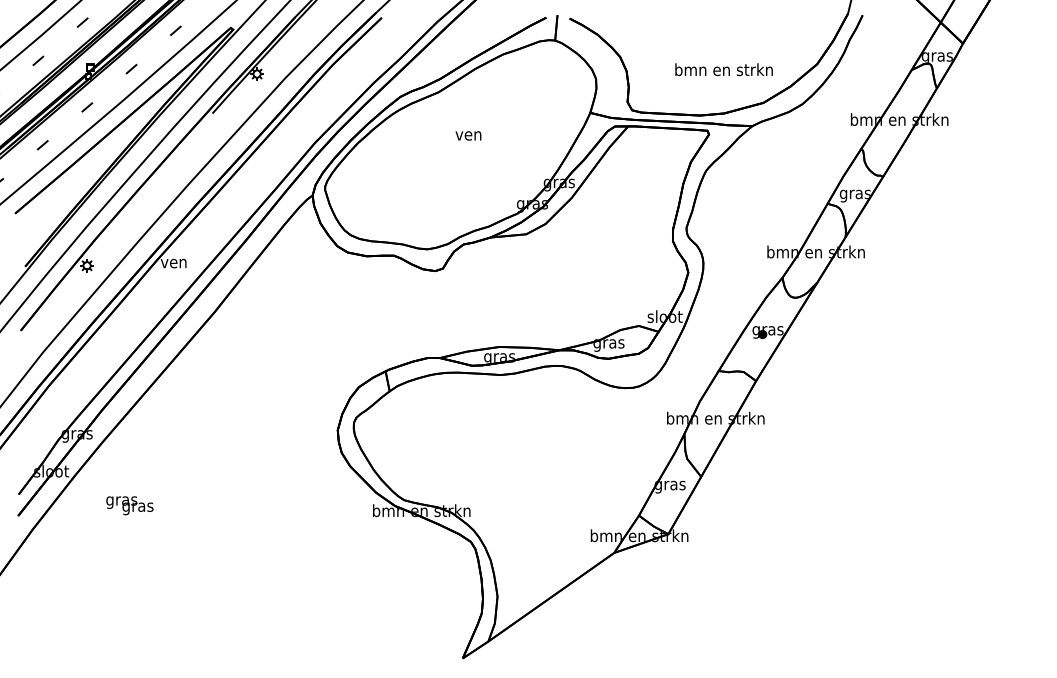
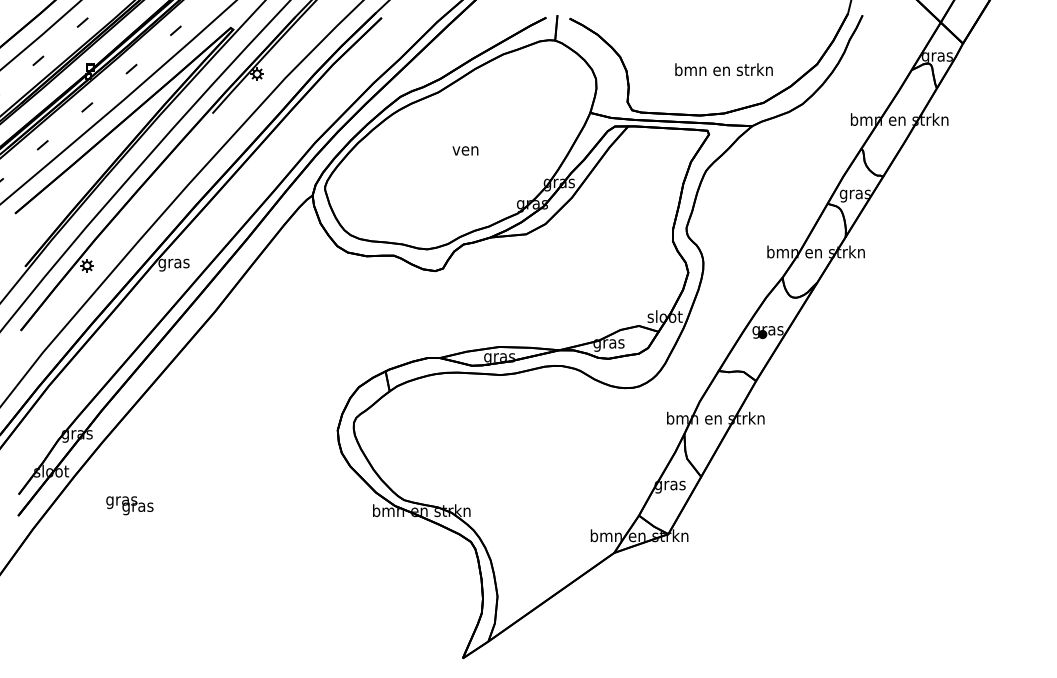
text position: (468, 135) -> (465, 150) (465, 150)
text: ven -> gras (173, 264)
